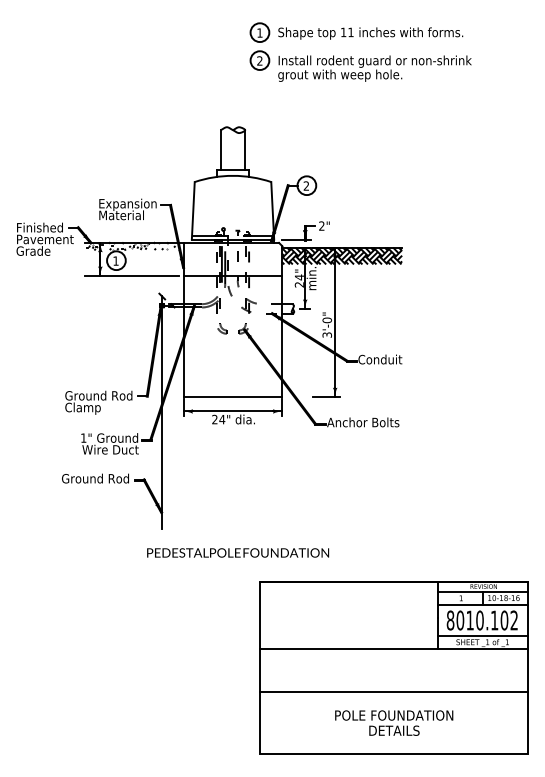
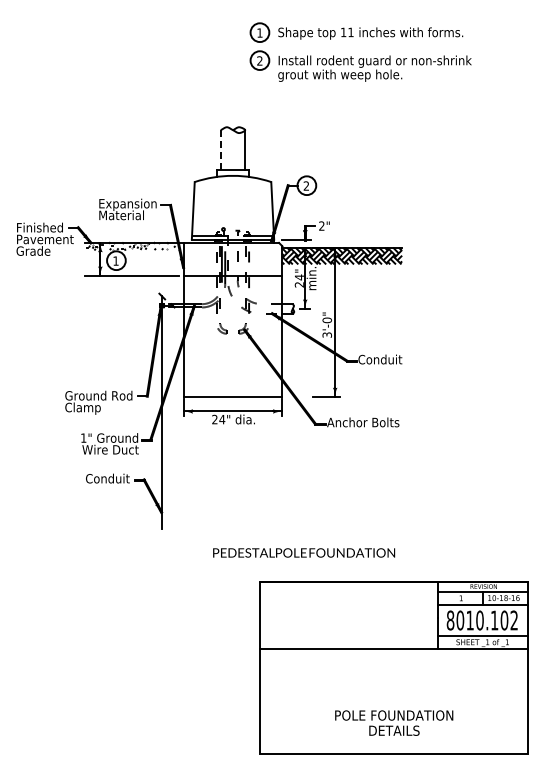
line: solid -> dashed (220, 149)
text: Ground Rod -> Conduit (95, 478)
text position: (238, 552) -> (304, 552) (304, 552)
line: present -> none (393, 691)
